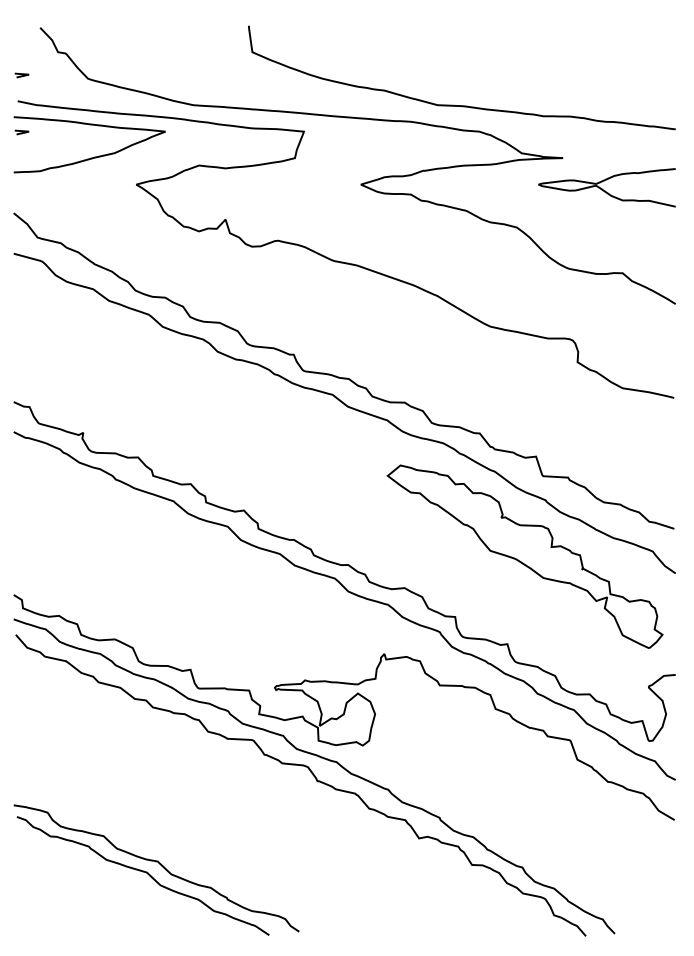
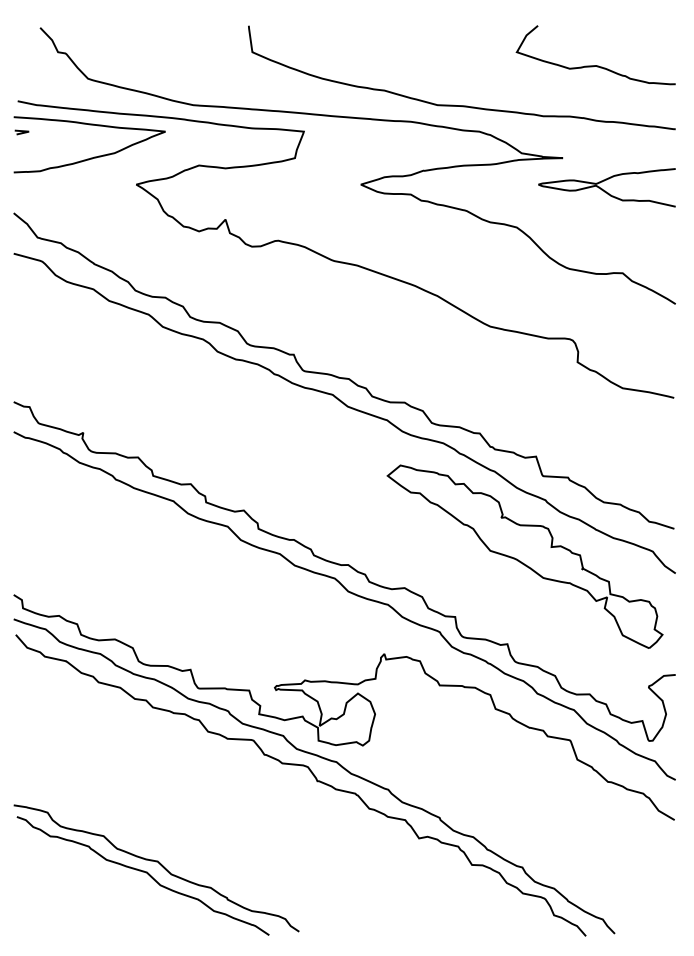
curve: none -> present (595, 65)
line: present -> none (21, 75)
